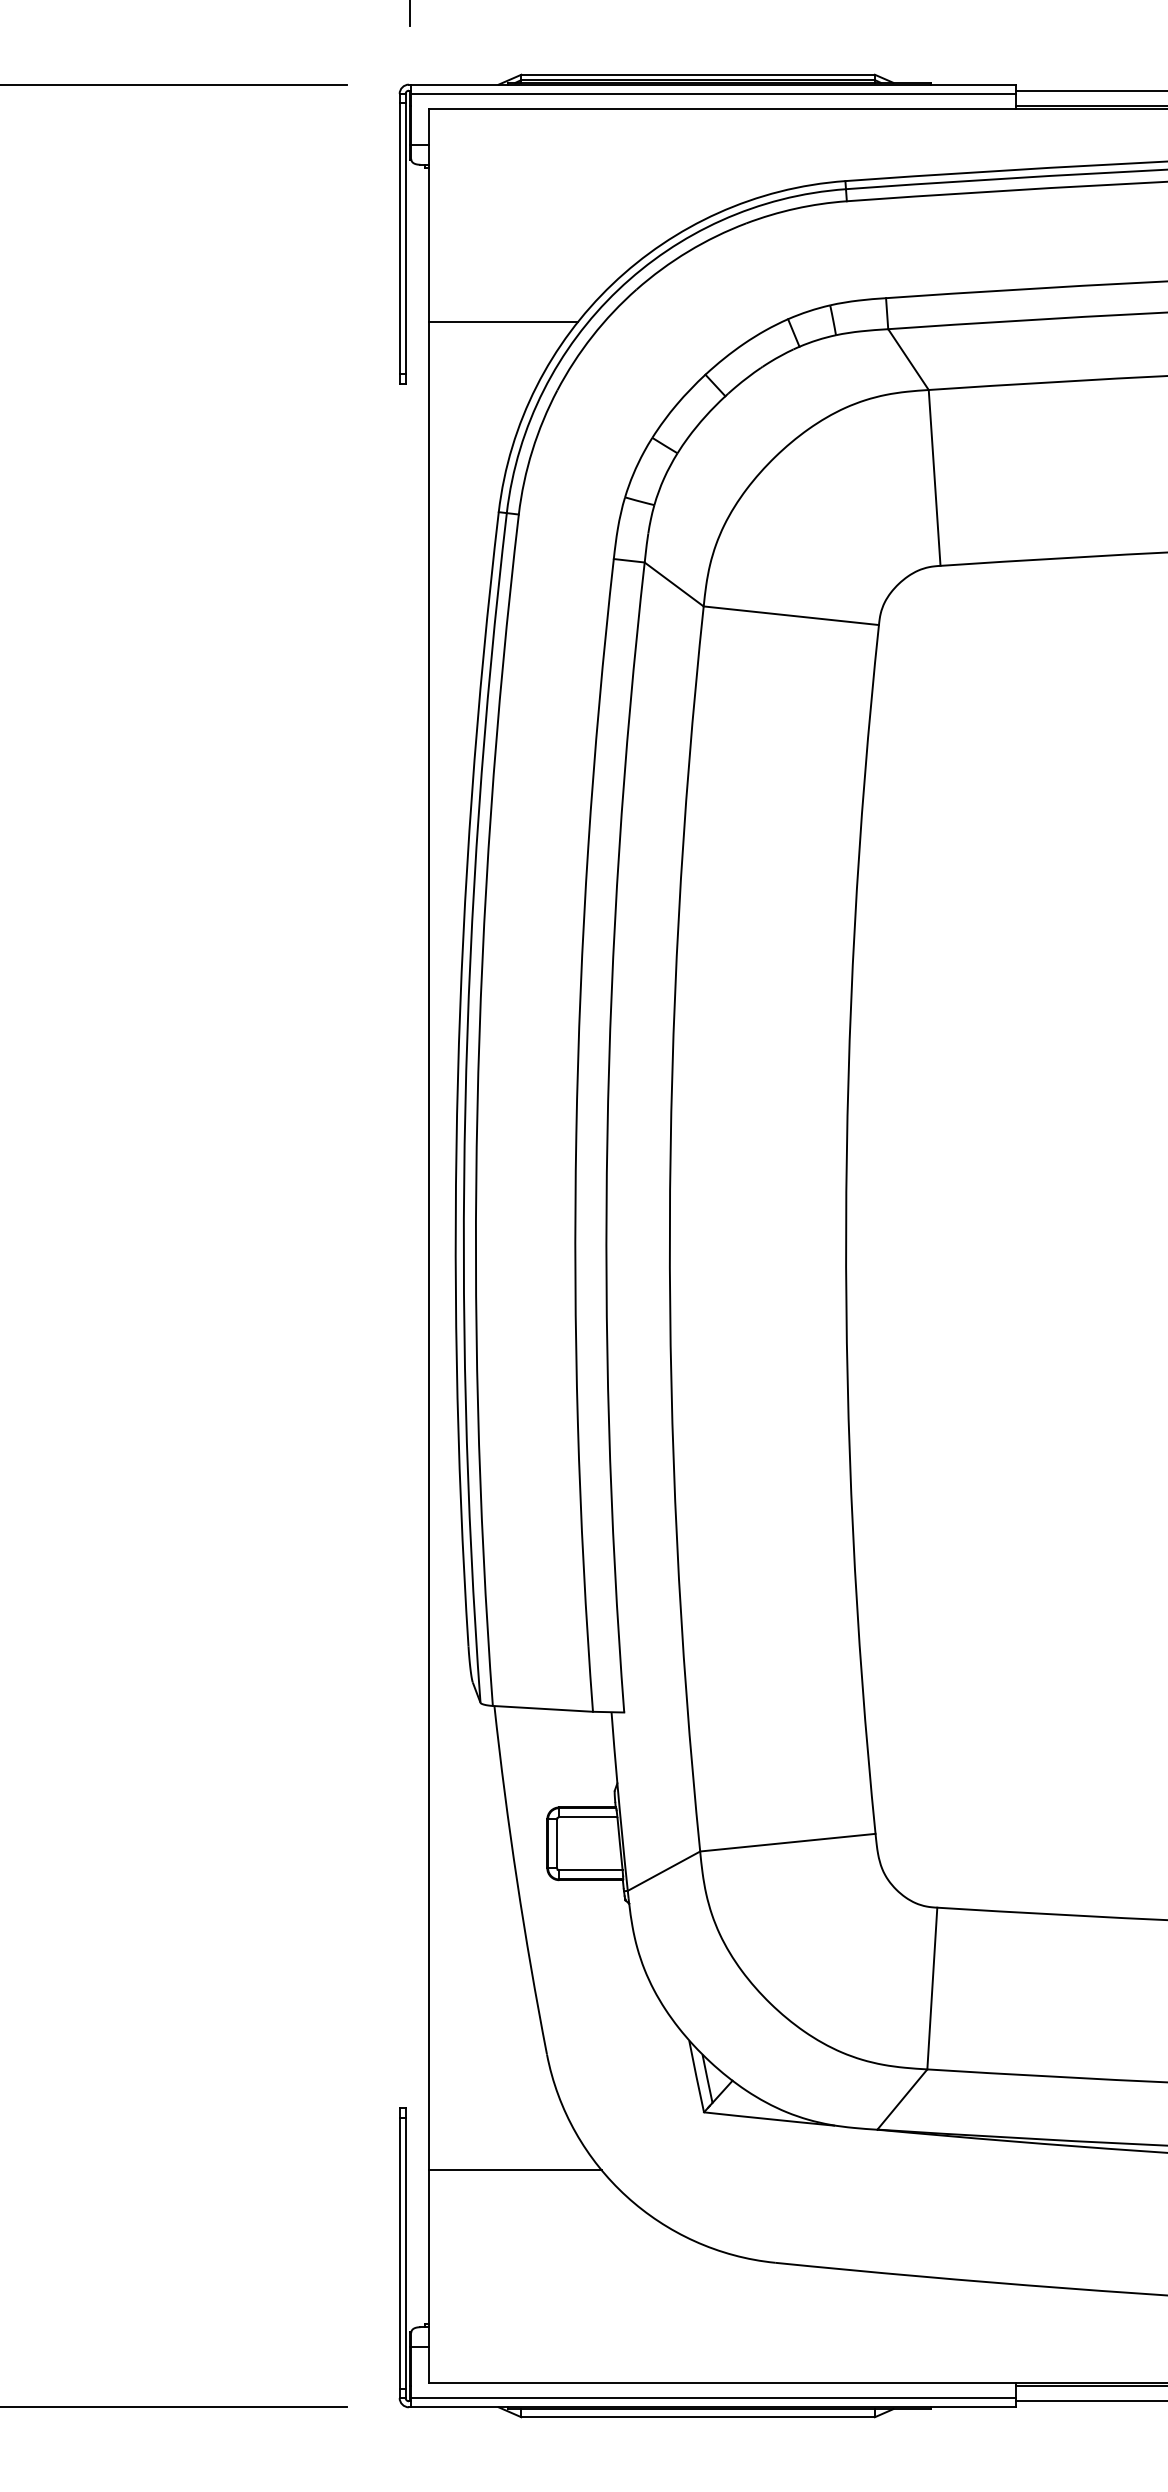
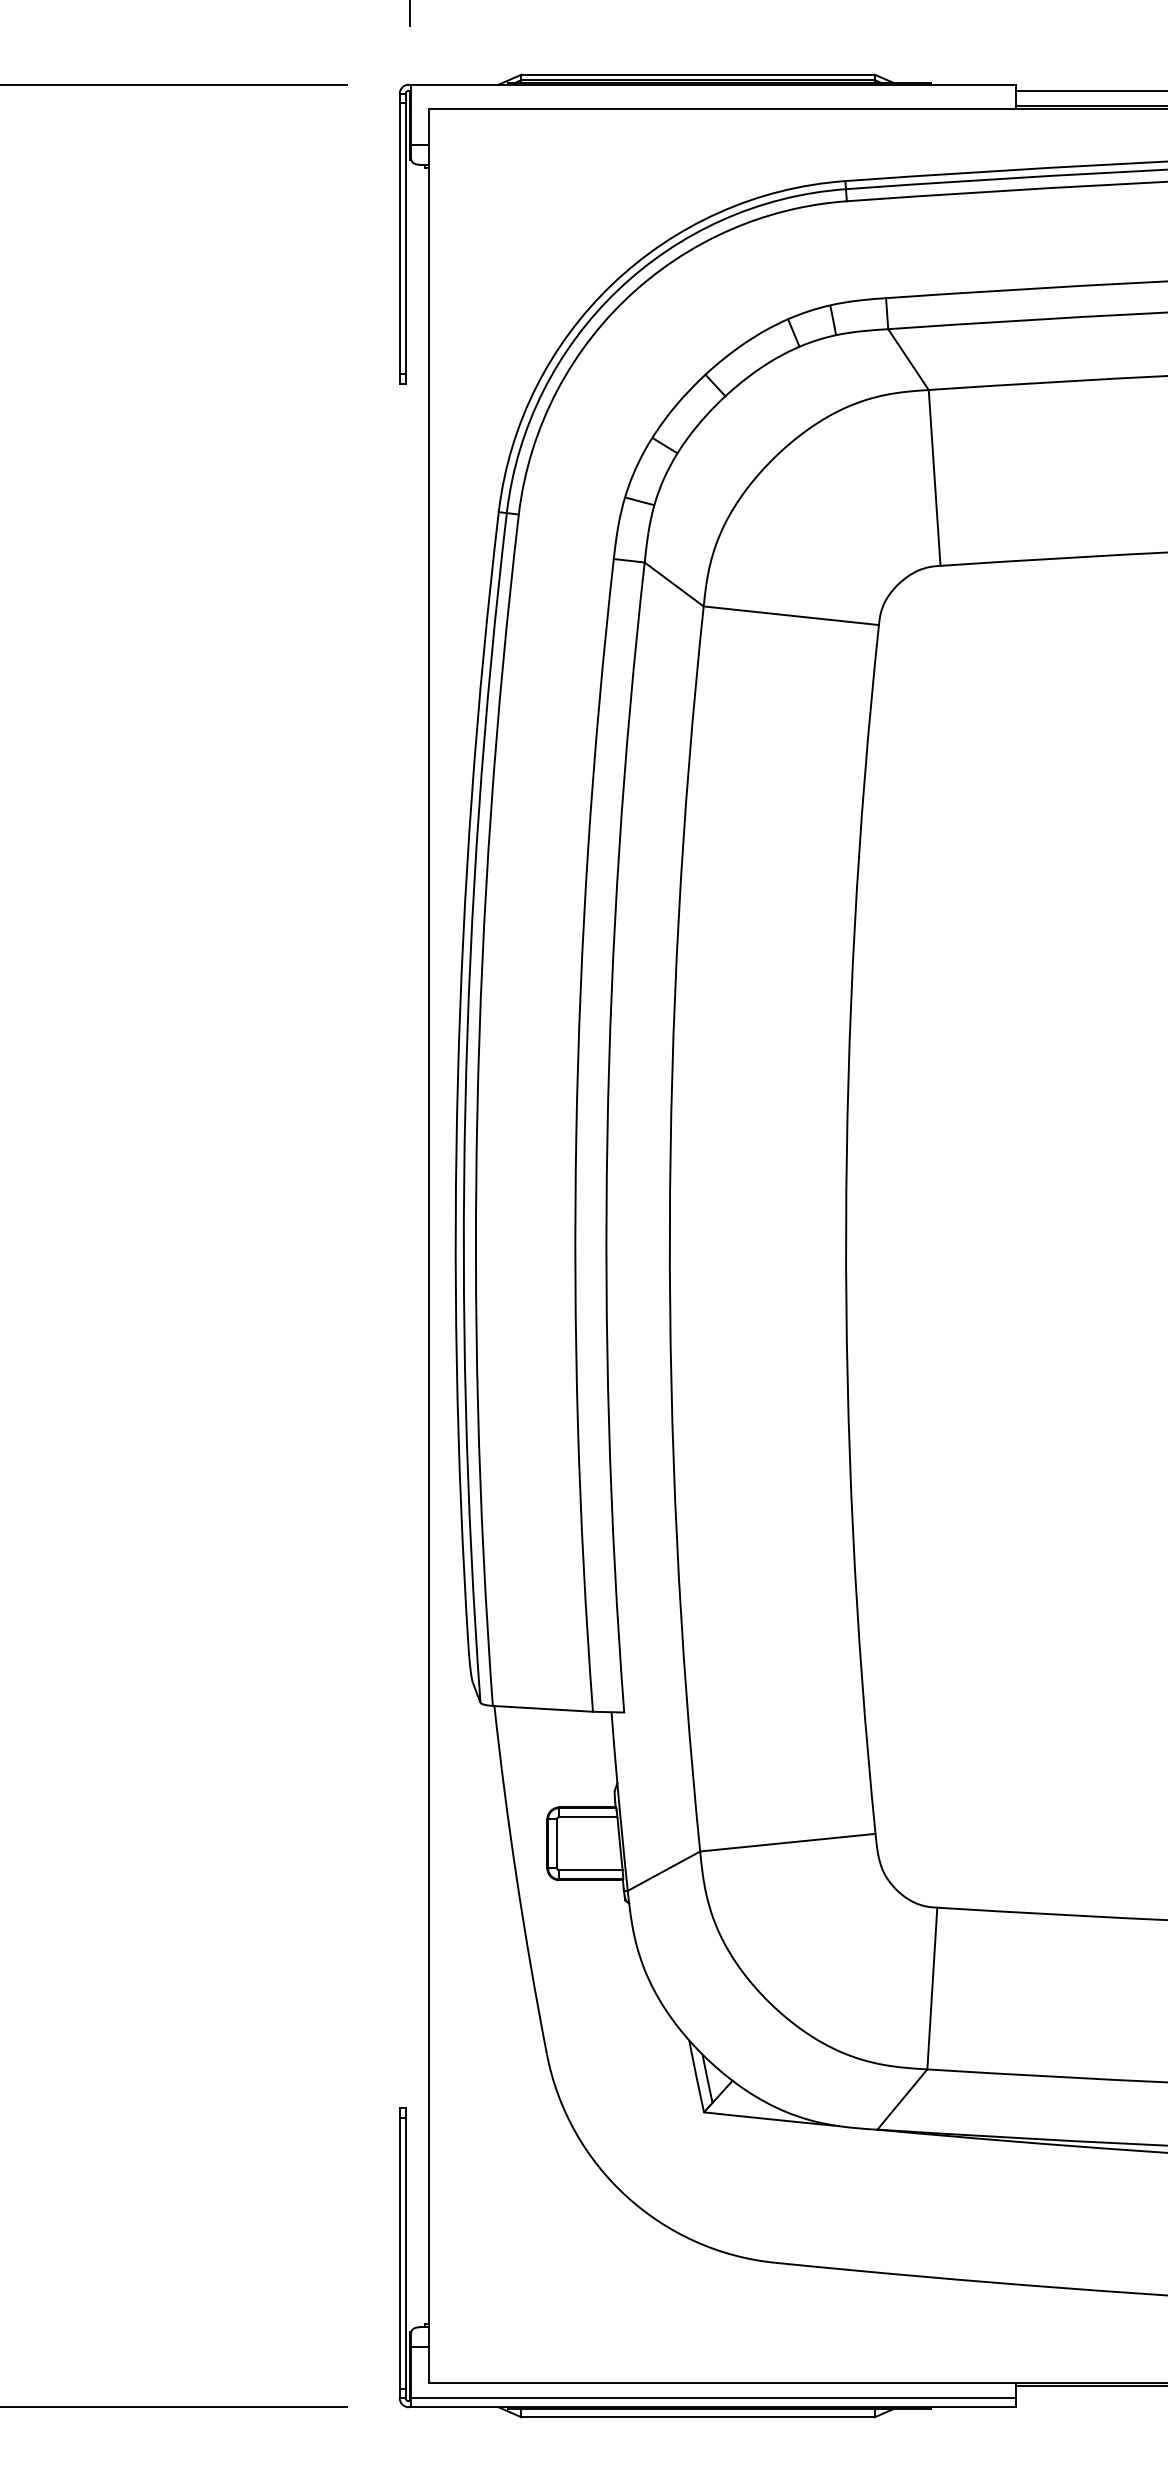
line: present -> none (713, 93)
line: present -> none (503, 321)
line: present -> none (514, 2170)
line: present -> none (1089, 2401)
